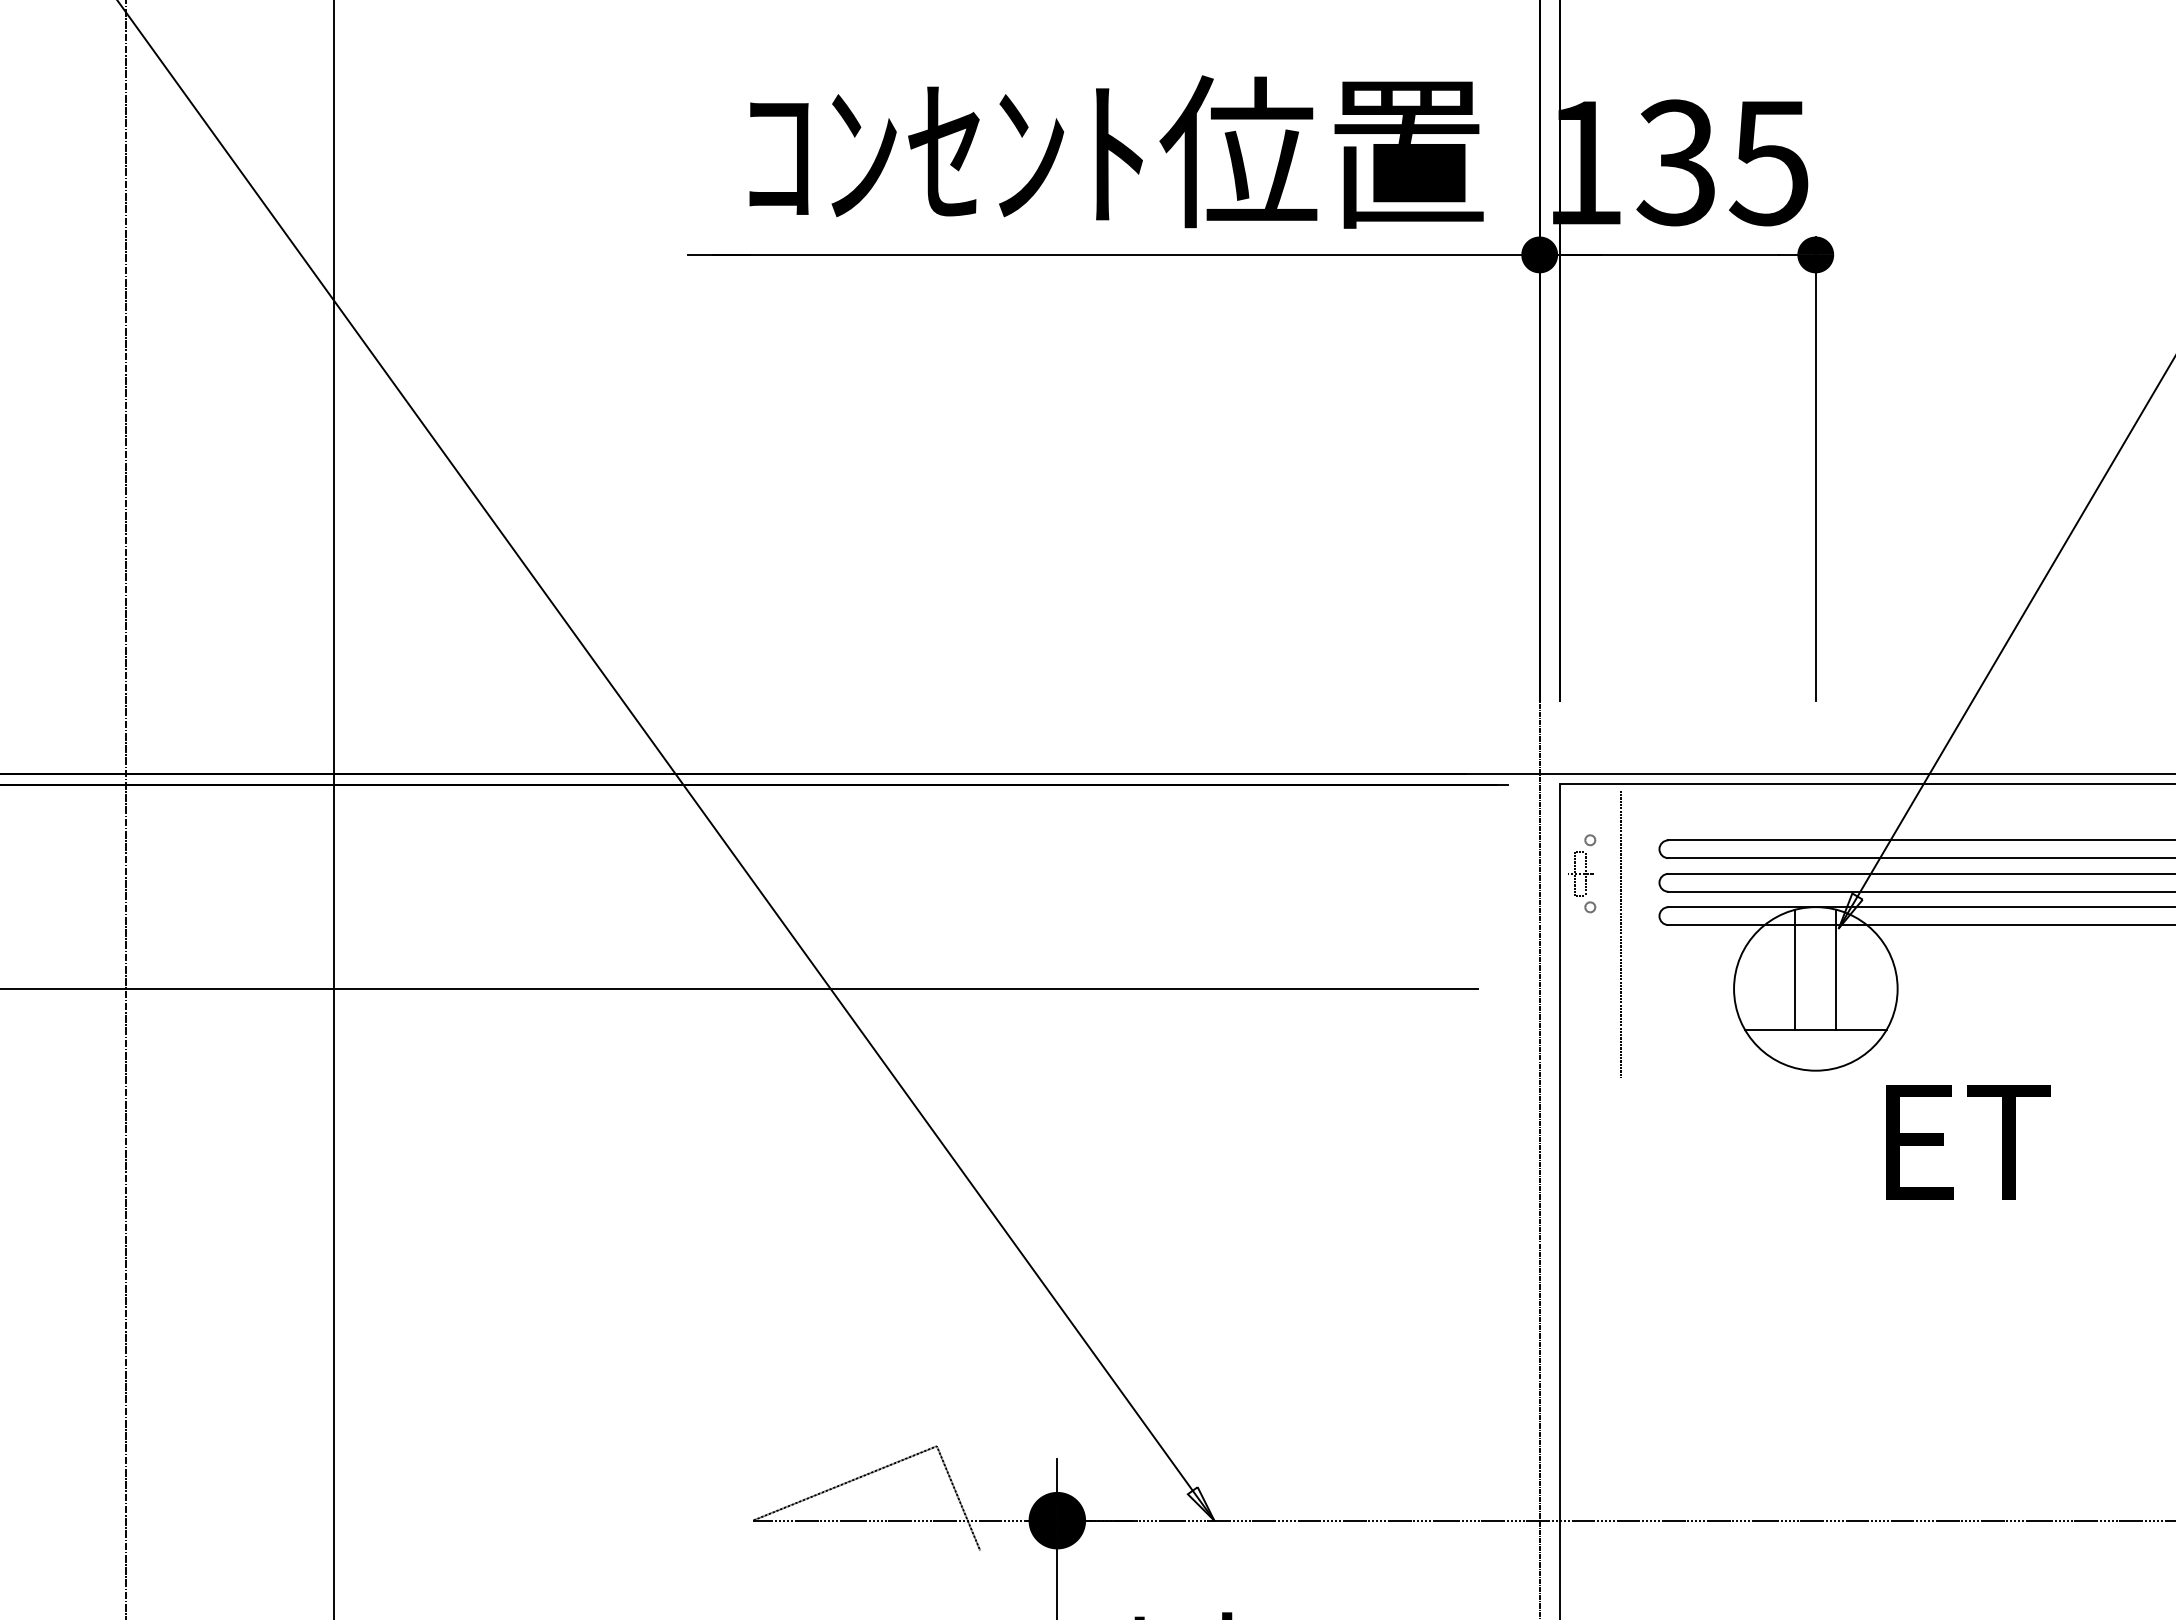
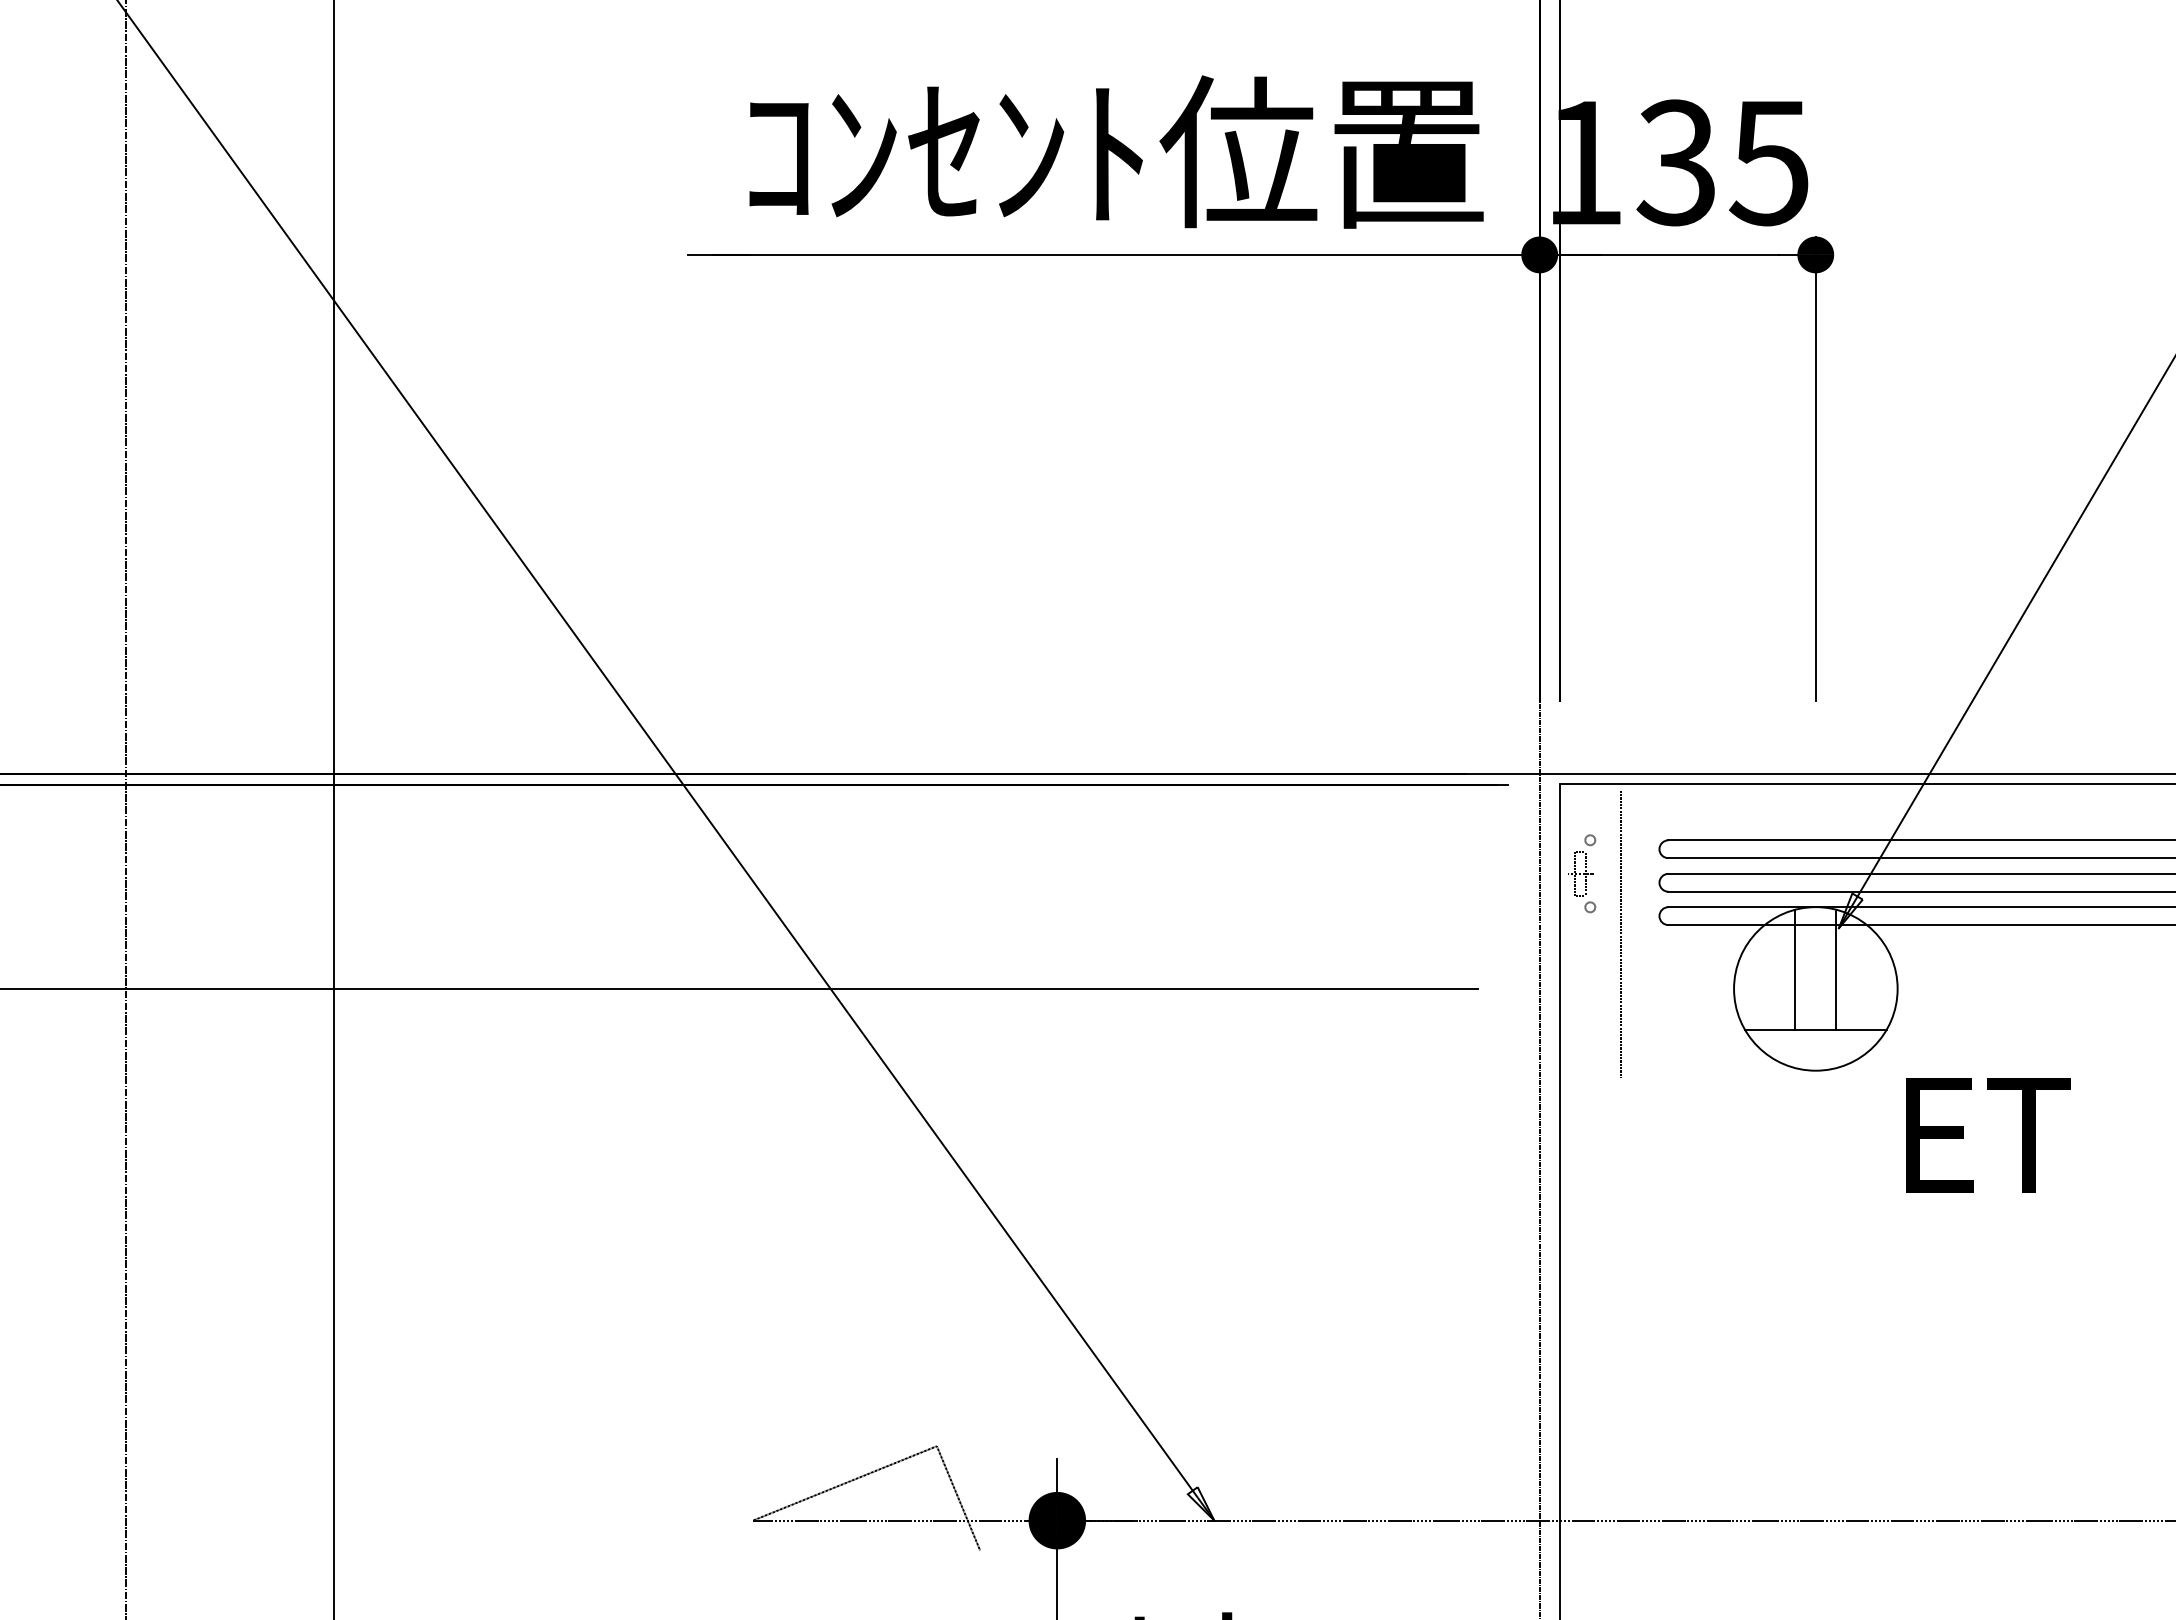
text position: (1968, 1142) -> (1988, 1135) (1988, 1135)
